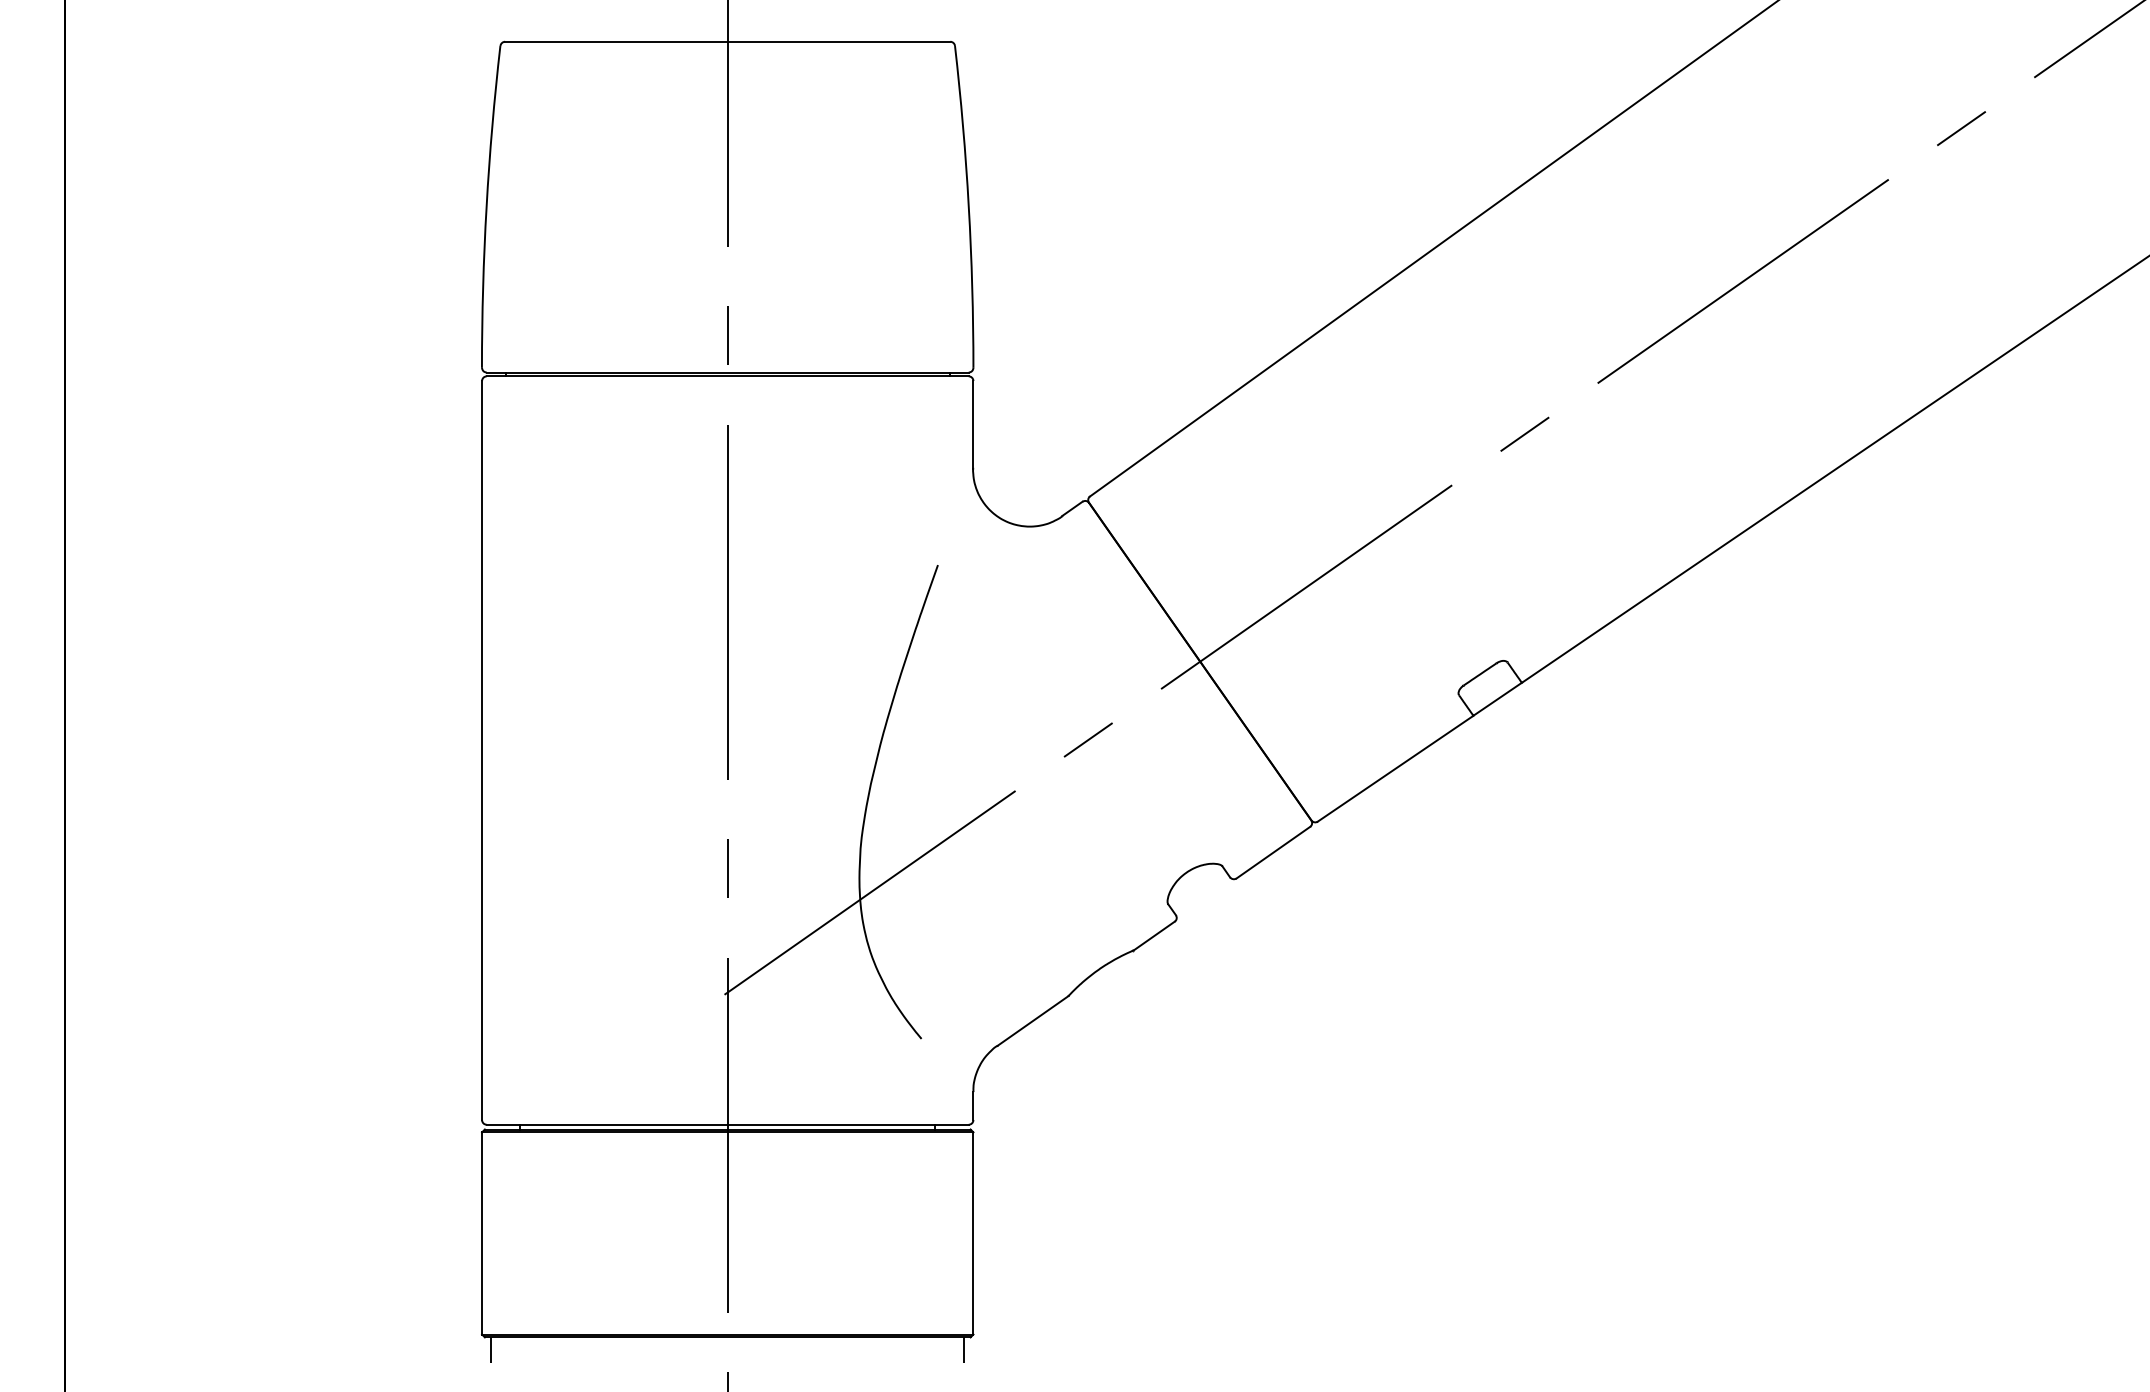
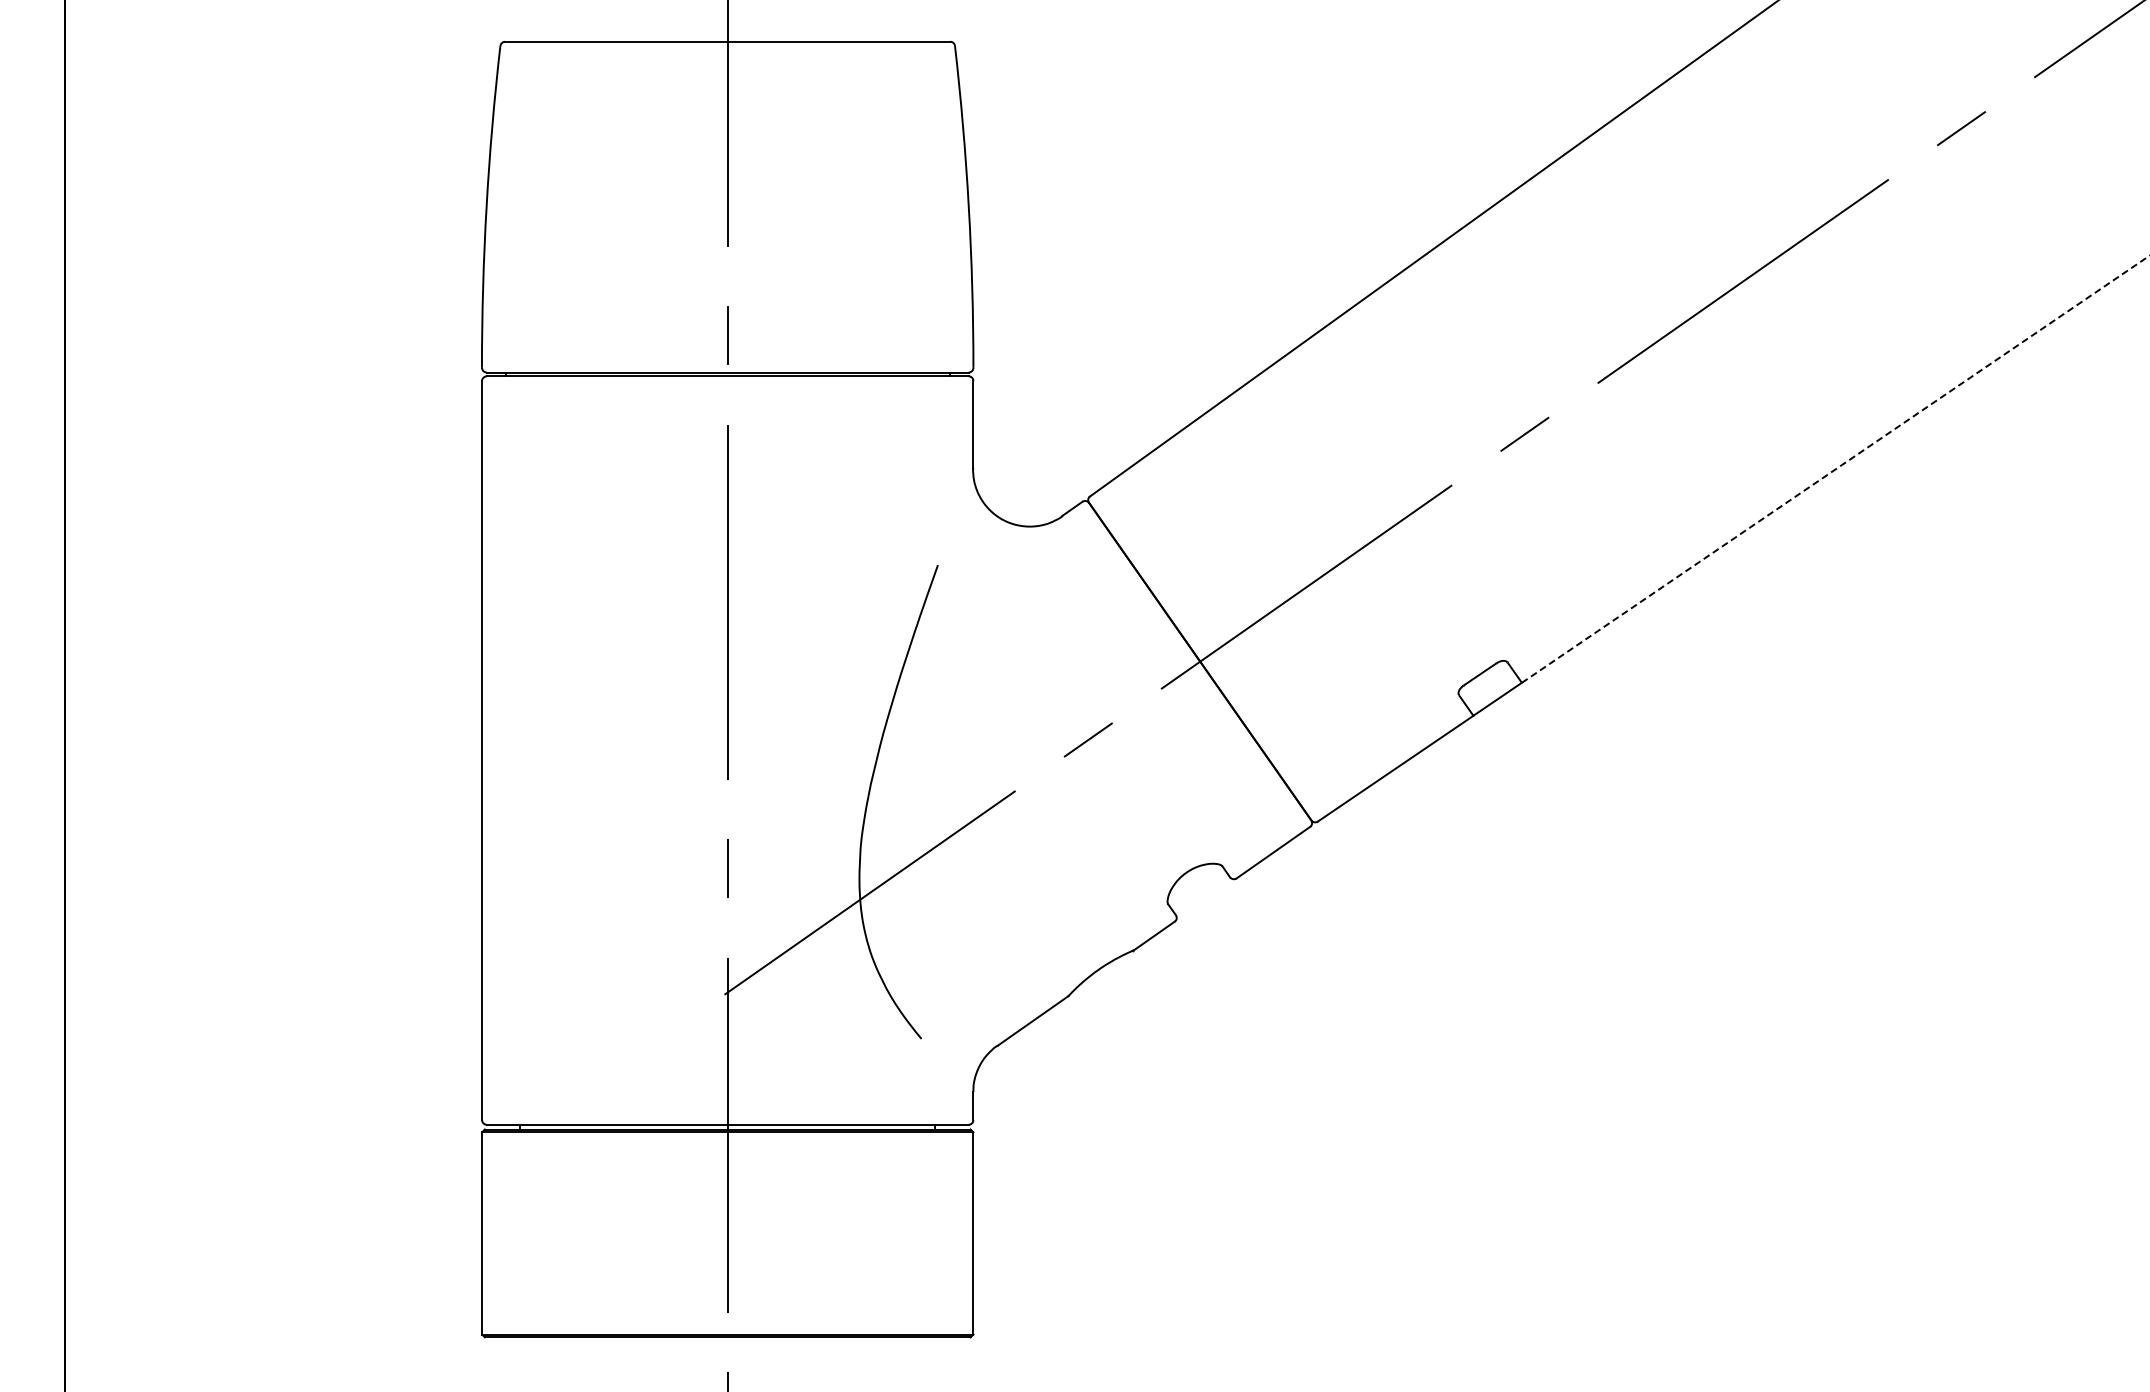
line: solid -> dashed (1835, 469)
line: present -> none (491, 1349)
line: present -> none (963, 1349)
